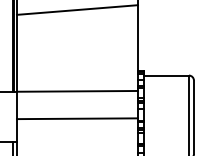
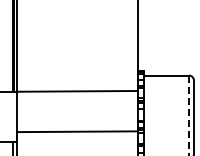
line: present -> none (77, 9)
line: solid -> dashed (188, 115)
line position: (77, 118) -> (77, 131) (77, 131)
